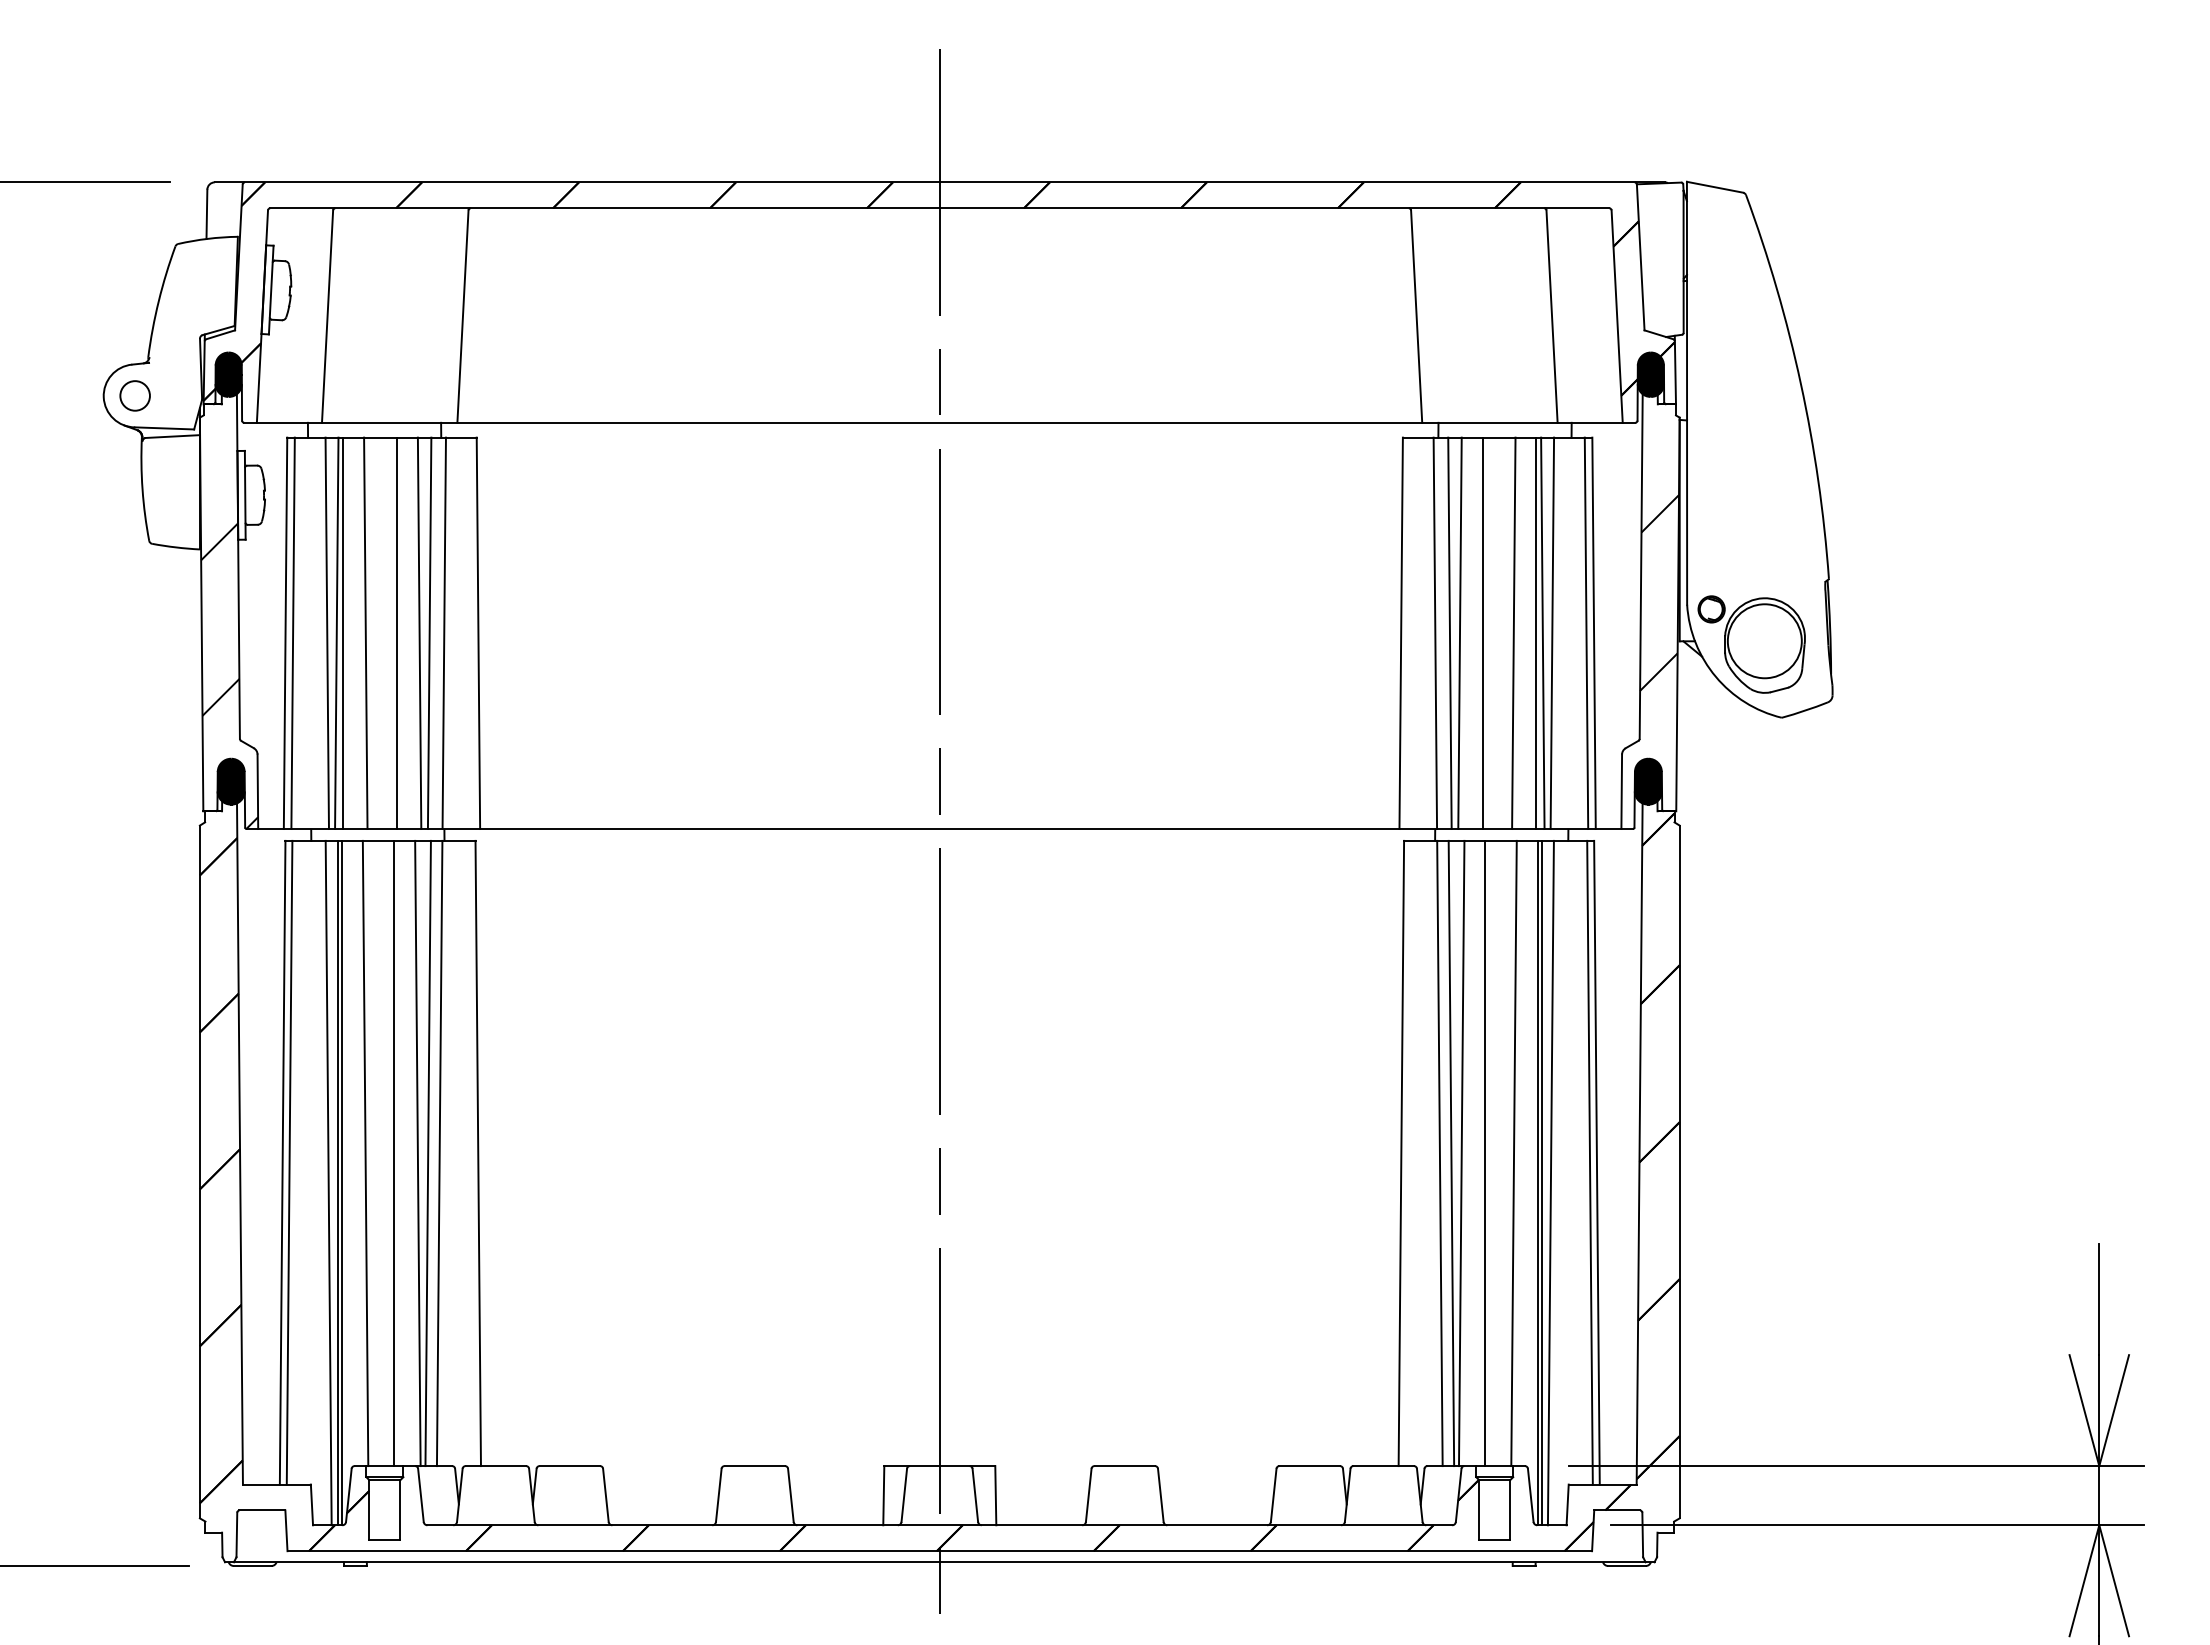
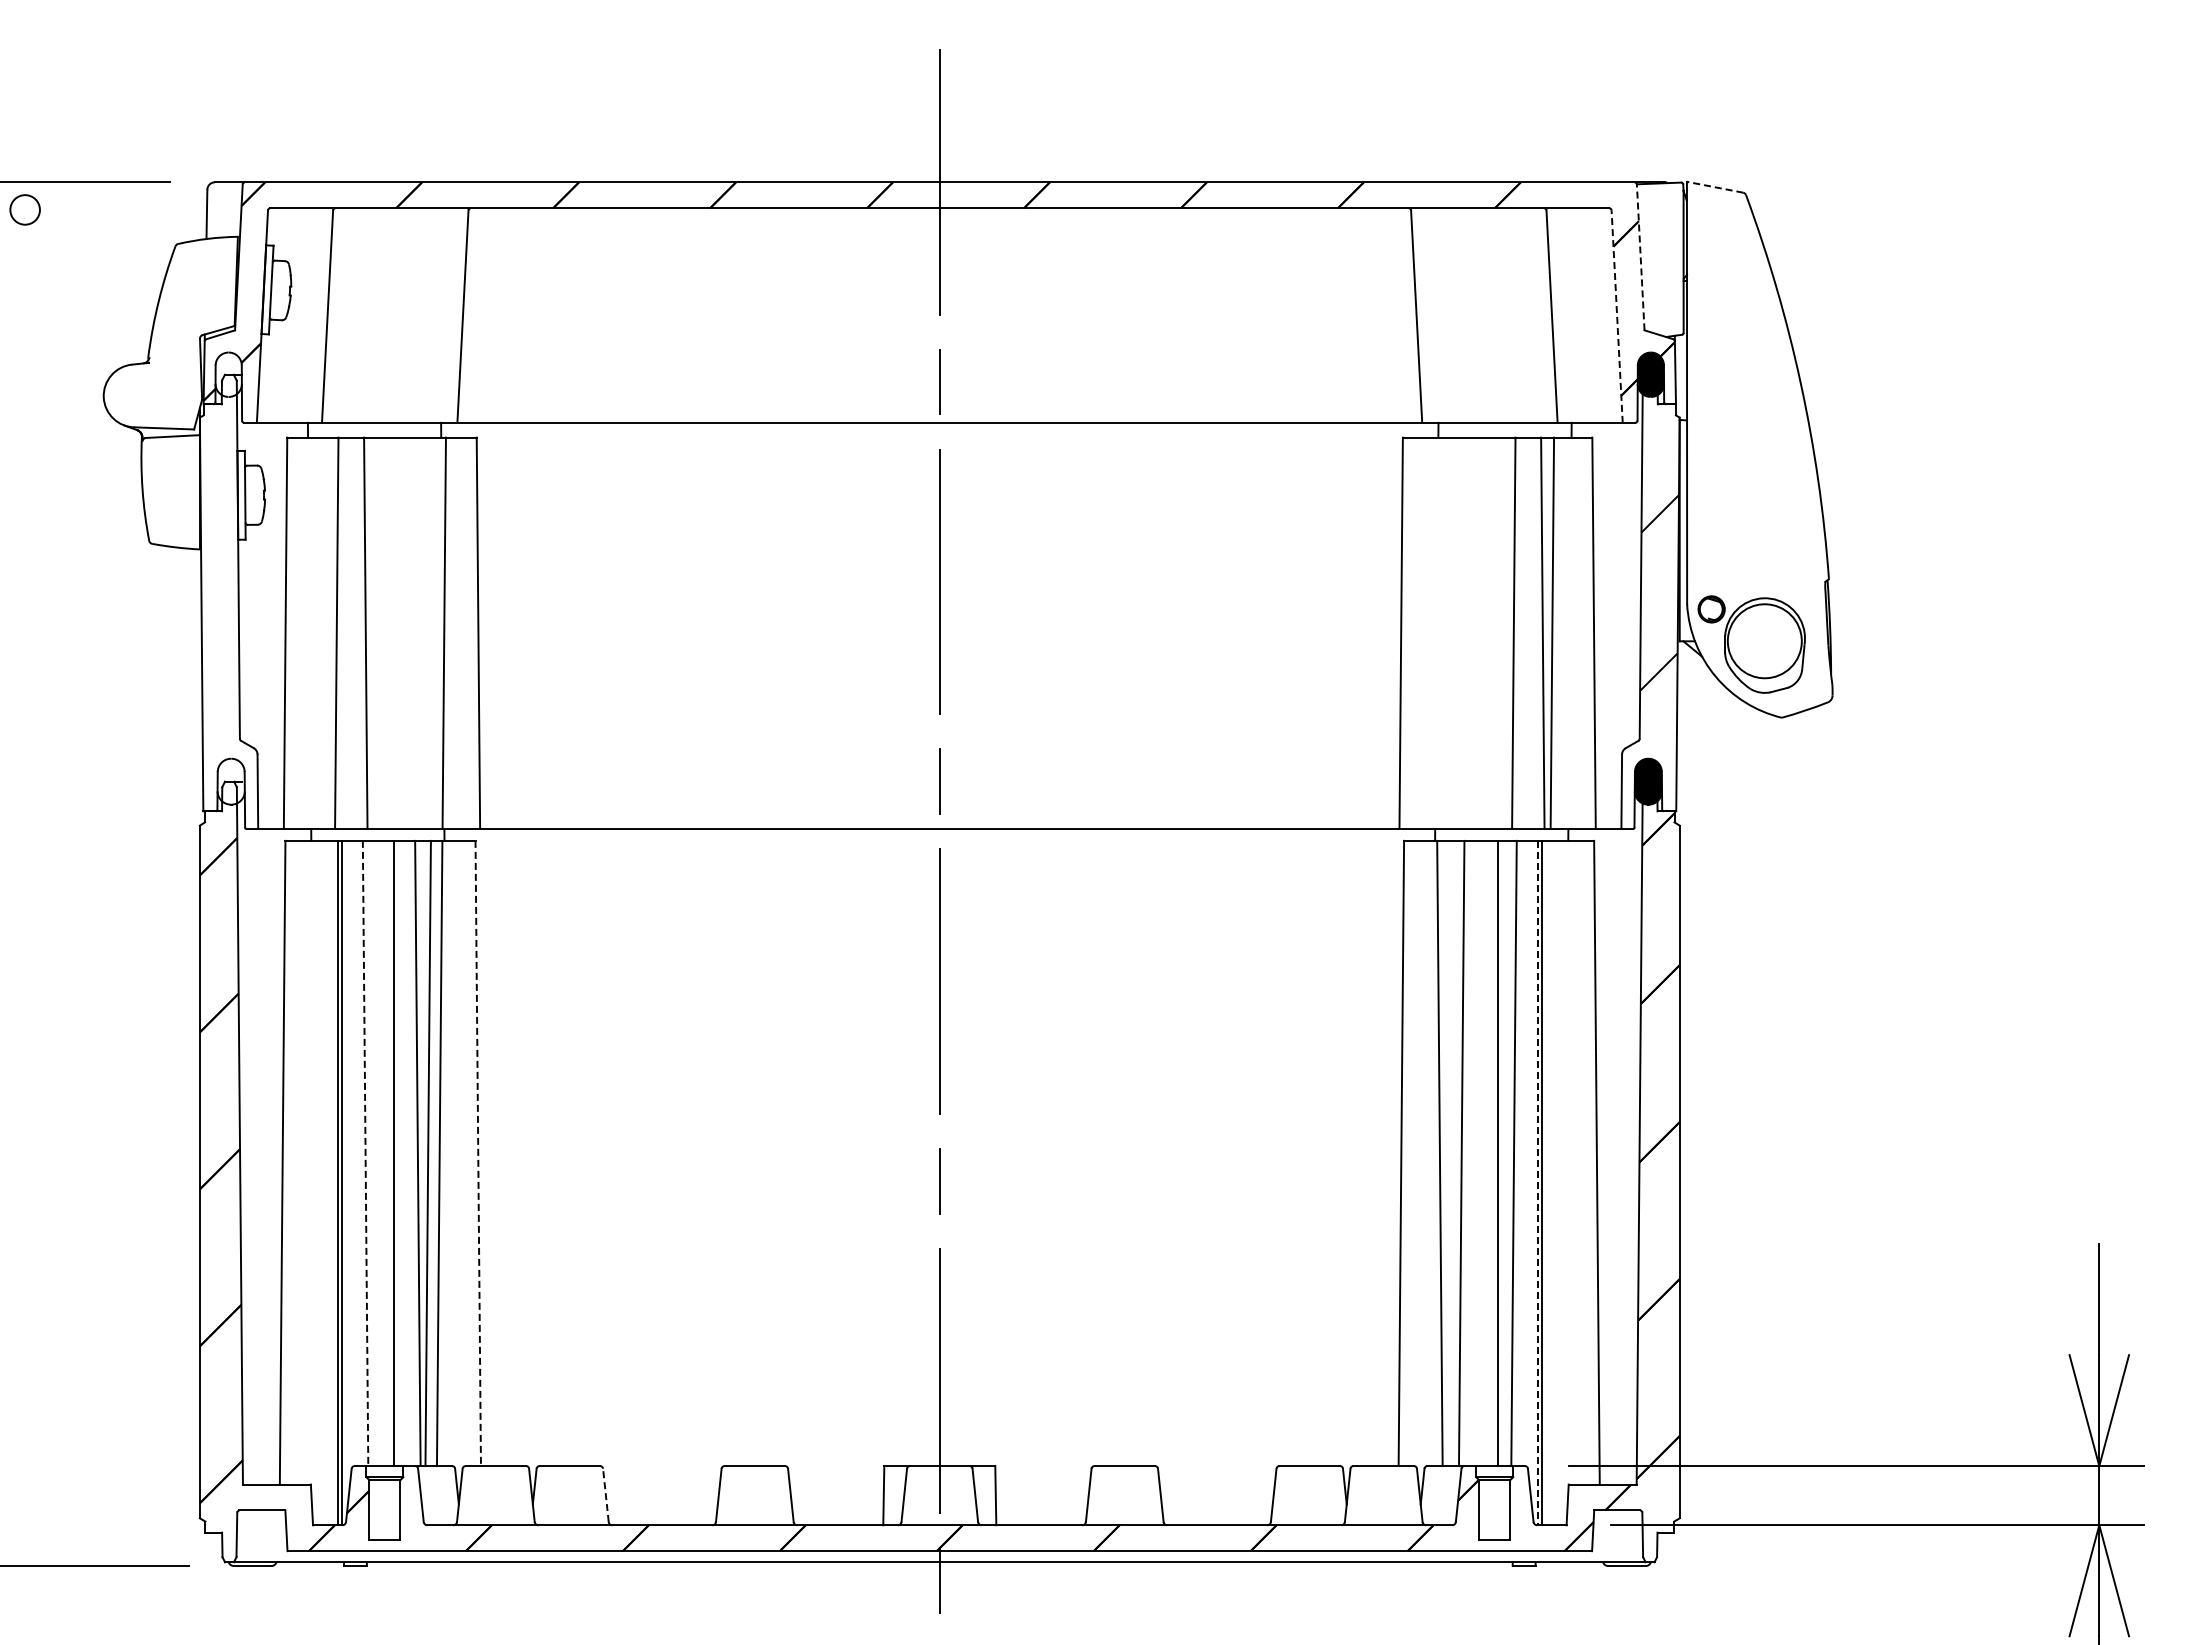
line: solid -> dashed (1715, 187)
line: solid -> dashed (1640, 256)
line: solid -> dashed (1617, 316)
fill: present -> none (228, 374)
circle position: (134, 395) -> (24, 209) (24, 209)
line: present -> none (292, 633)
line: present -> none (326, 633)
line: present -> none (343, 633)
line: present -> none (396, 633)
line: present -> none (419, 633)
line: present -> none (429, 633)
line: present -> none (1435, 633)
line: present -> none (1449, 633)
line: present -> none (1459, 633)
line: present -> none (1482, 633)
line: present -> none (1536, 633)
line: present -> none (1586, 633)
hatch: present -> none (229, 676)
fill: present -> none (230, 781)
line: solid -> dashed (365, 1153)
line: solid -> dashed (478, 1153)
line: present -> none (1451, 1153)
line position: (1485, 1153) -> (1498, 1153) (1498, 1153)
line: present -> none (289, 1162)
line: present -> none (1589, 1162)
line: present -> none (328, 1182)
line: present -> none (1550, 1182)
line: solid -> dashed (1537, 1183)
line: solid -> dashed (605, 1495)
